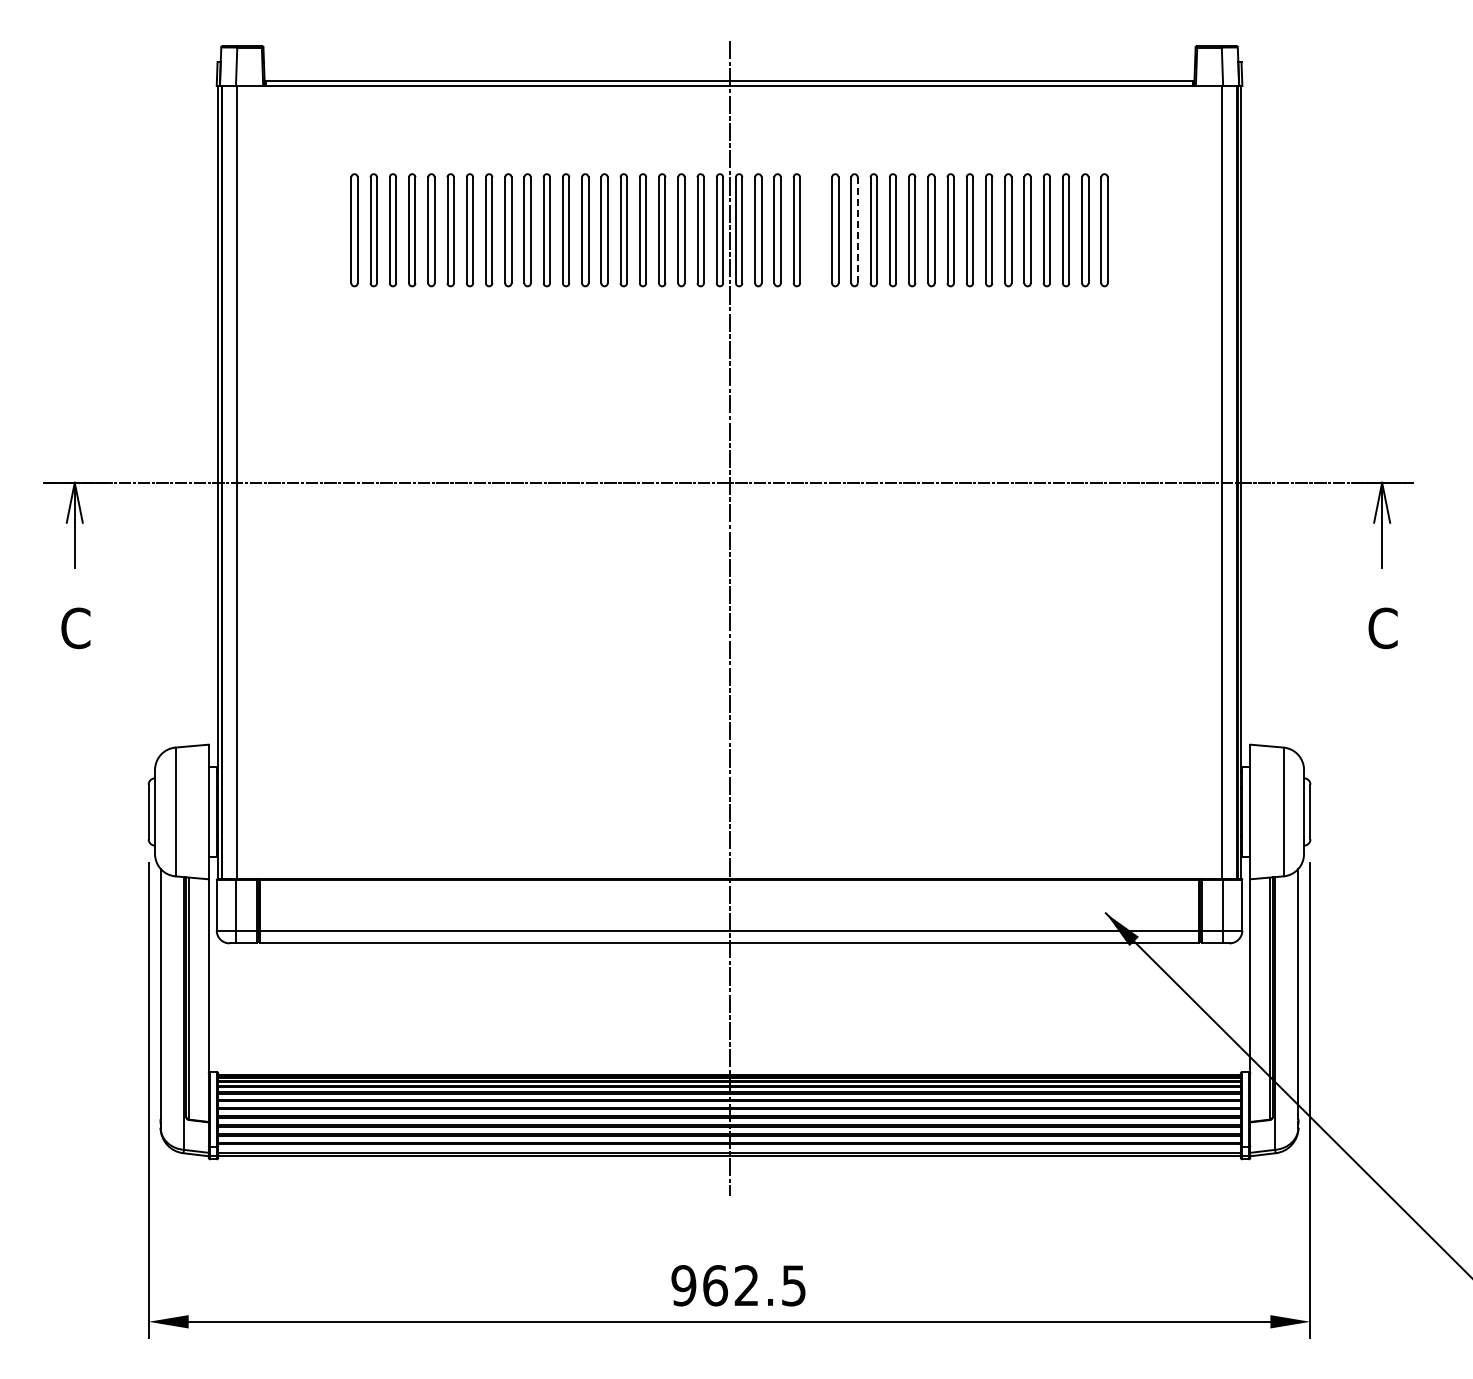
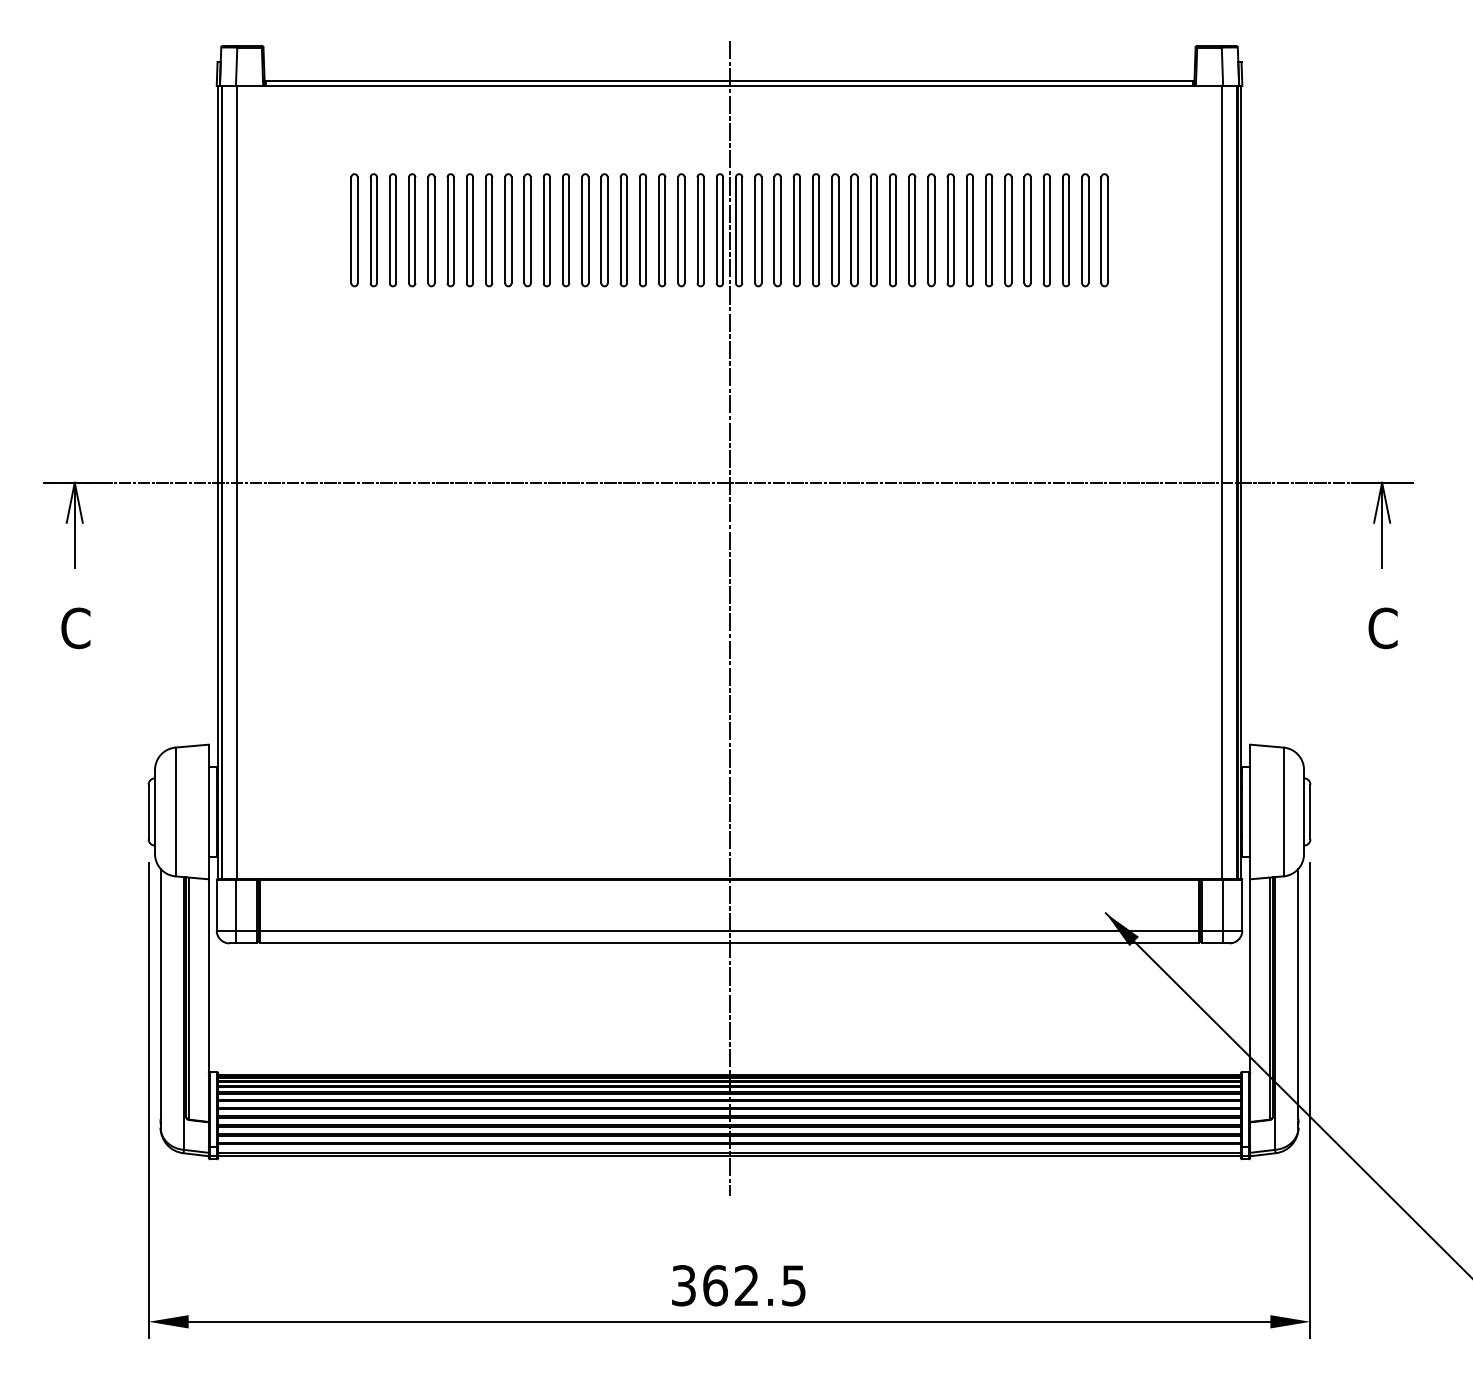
part: none -> present (816, 230)
line: dashed -> solid (857, 230)
text: 962.5 -> 362.5 (683, 1285)
